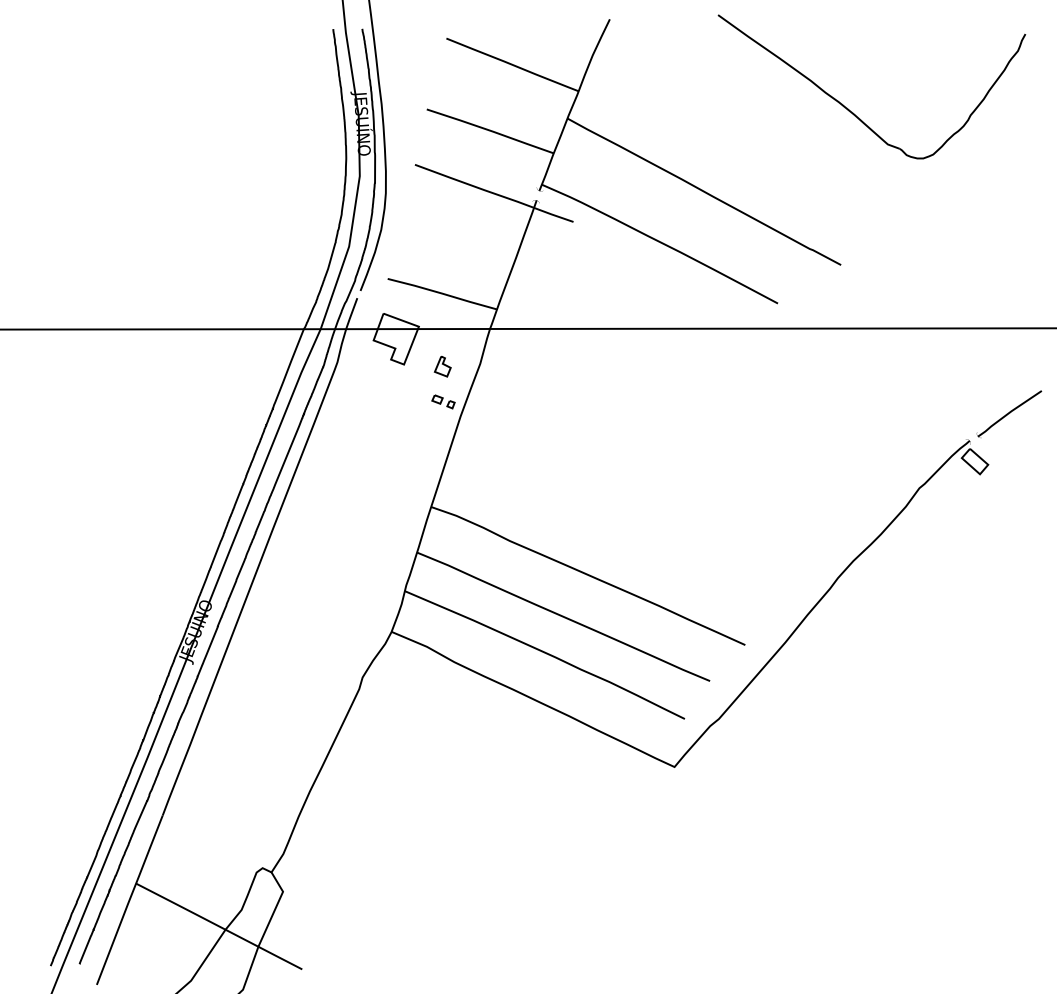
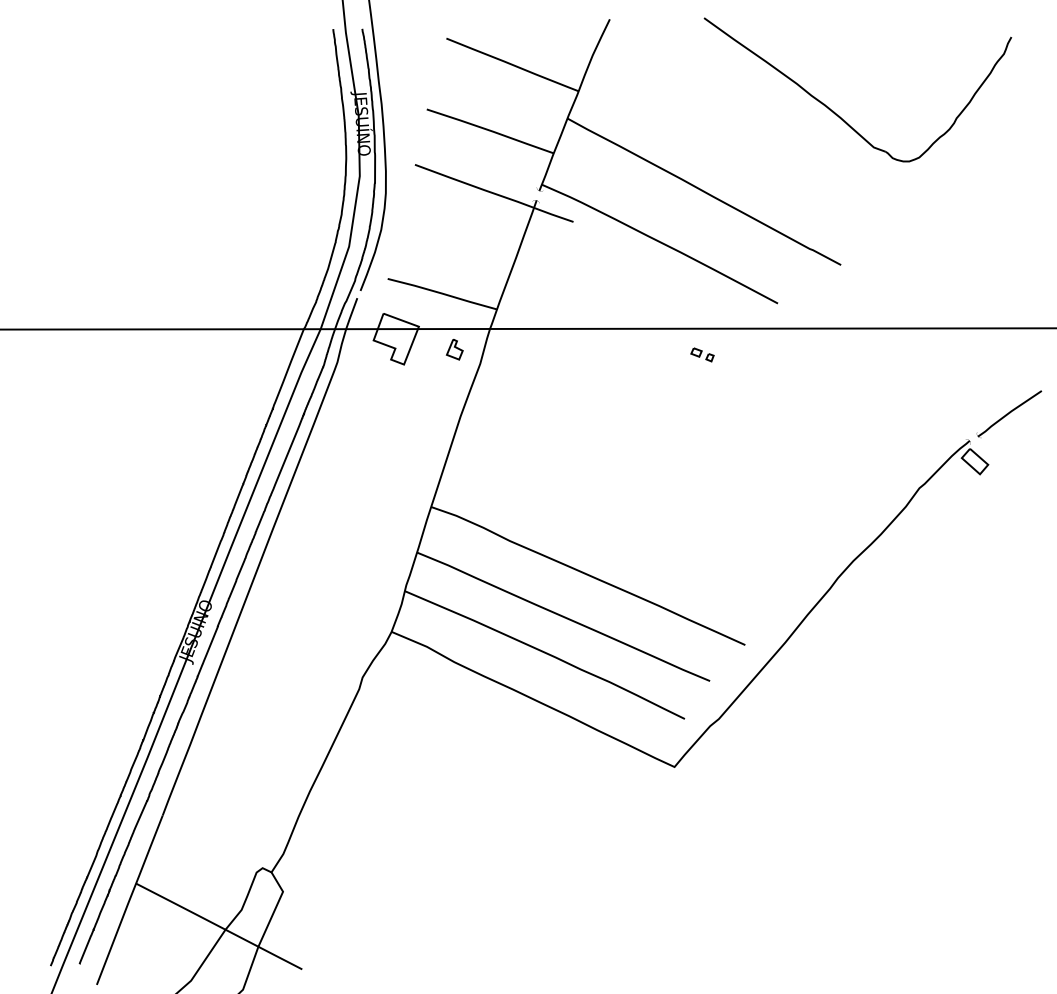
part position: (853, 112) -> (839, 115) (839, 115)
part position: (442, 366) -> (454, 349) (454, 349)
part position: (443, 401) -> (702, 354) (702, 354)
